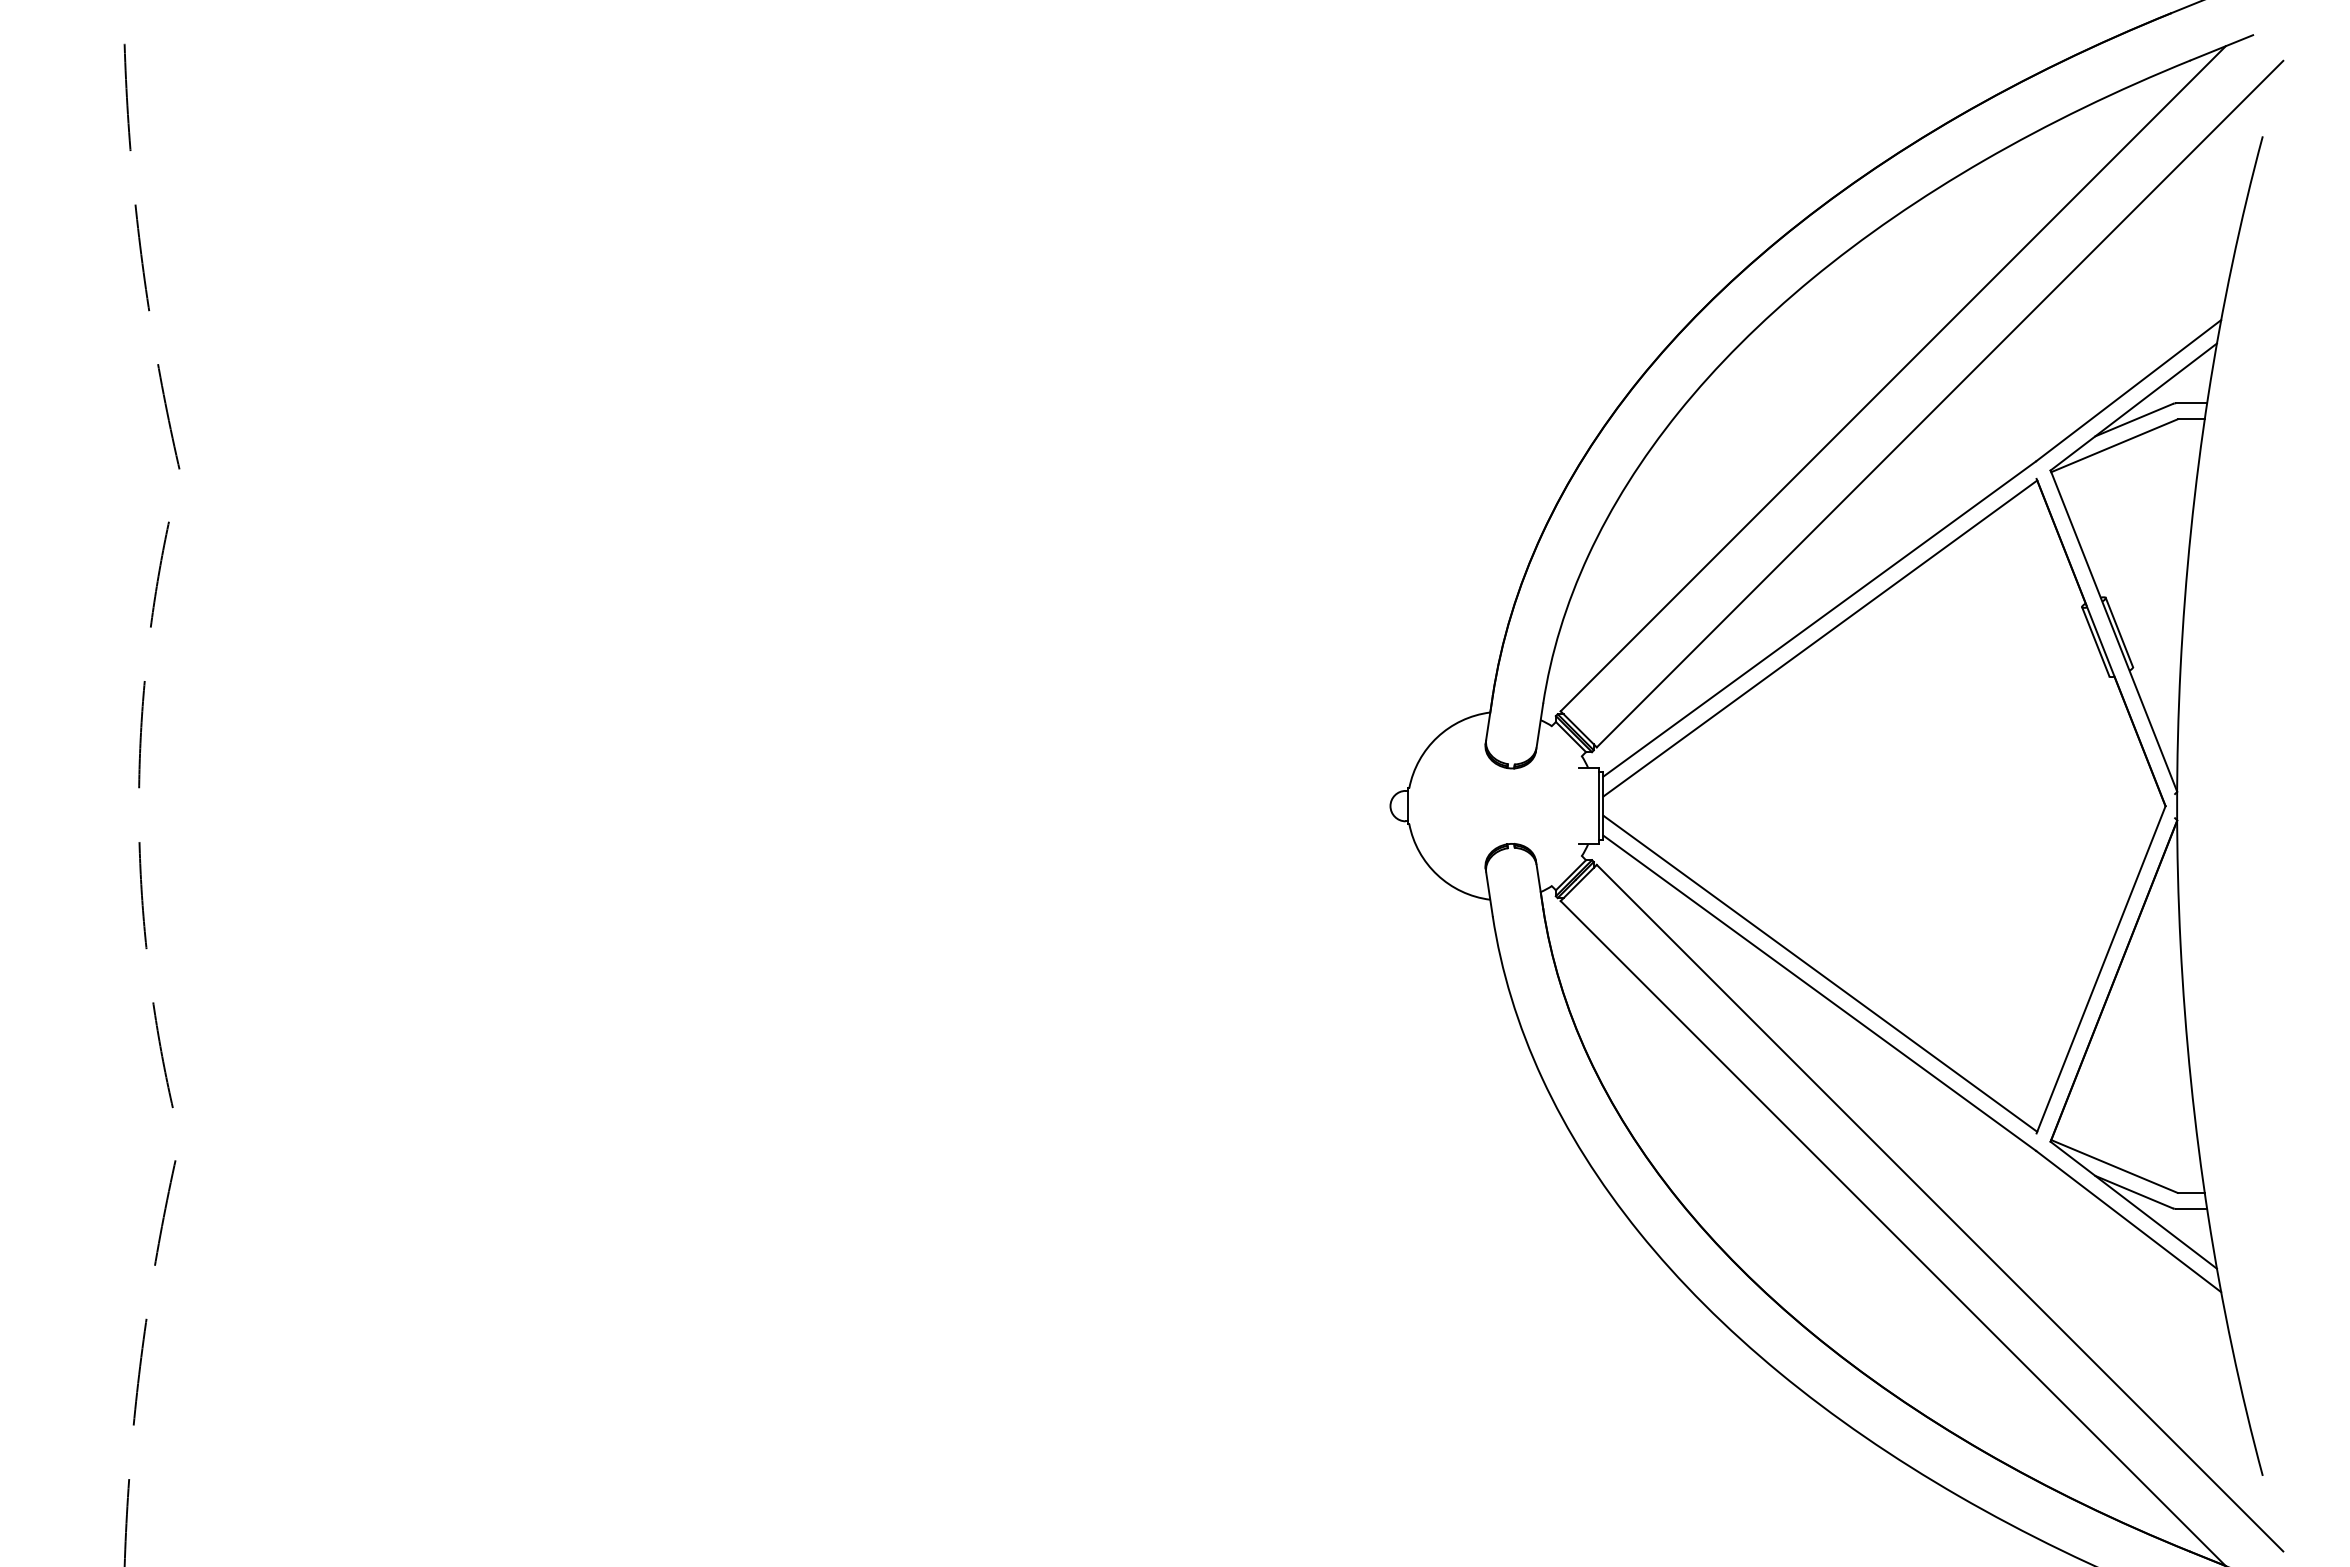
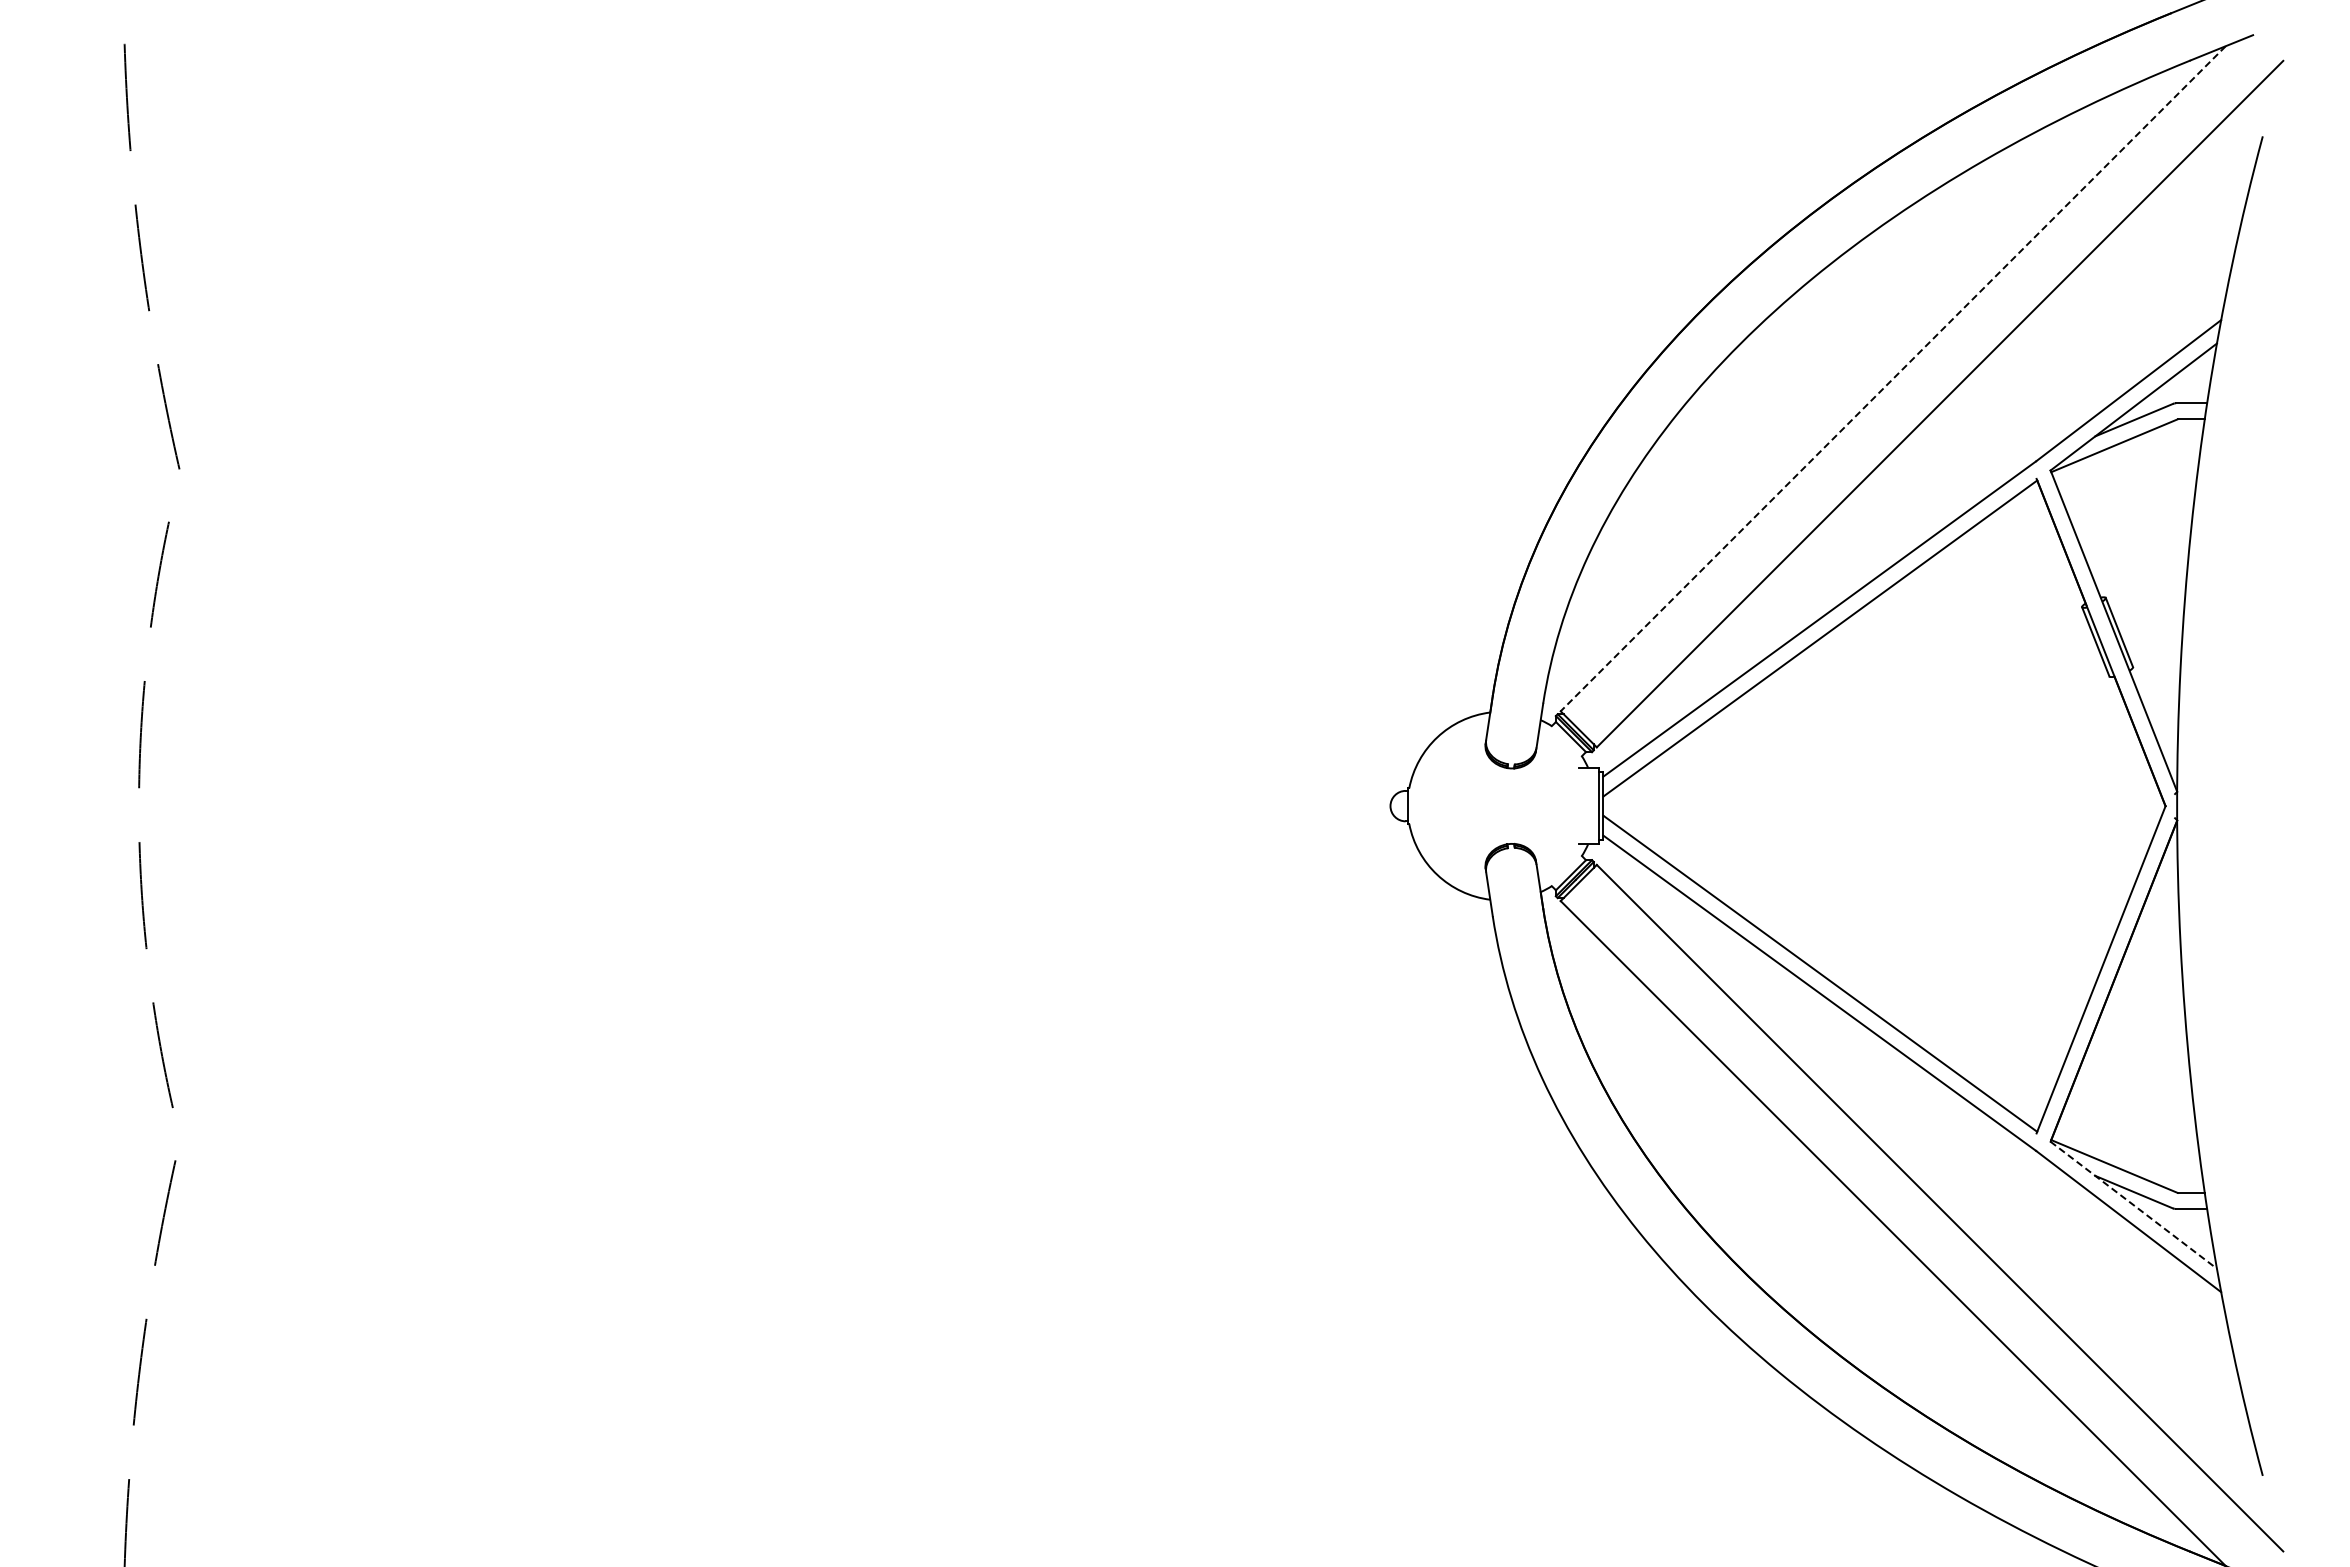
line: solid -> dashed (1892, 379)
line: solid -> dashed (2133, 1205)
